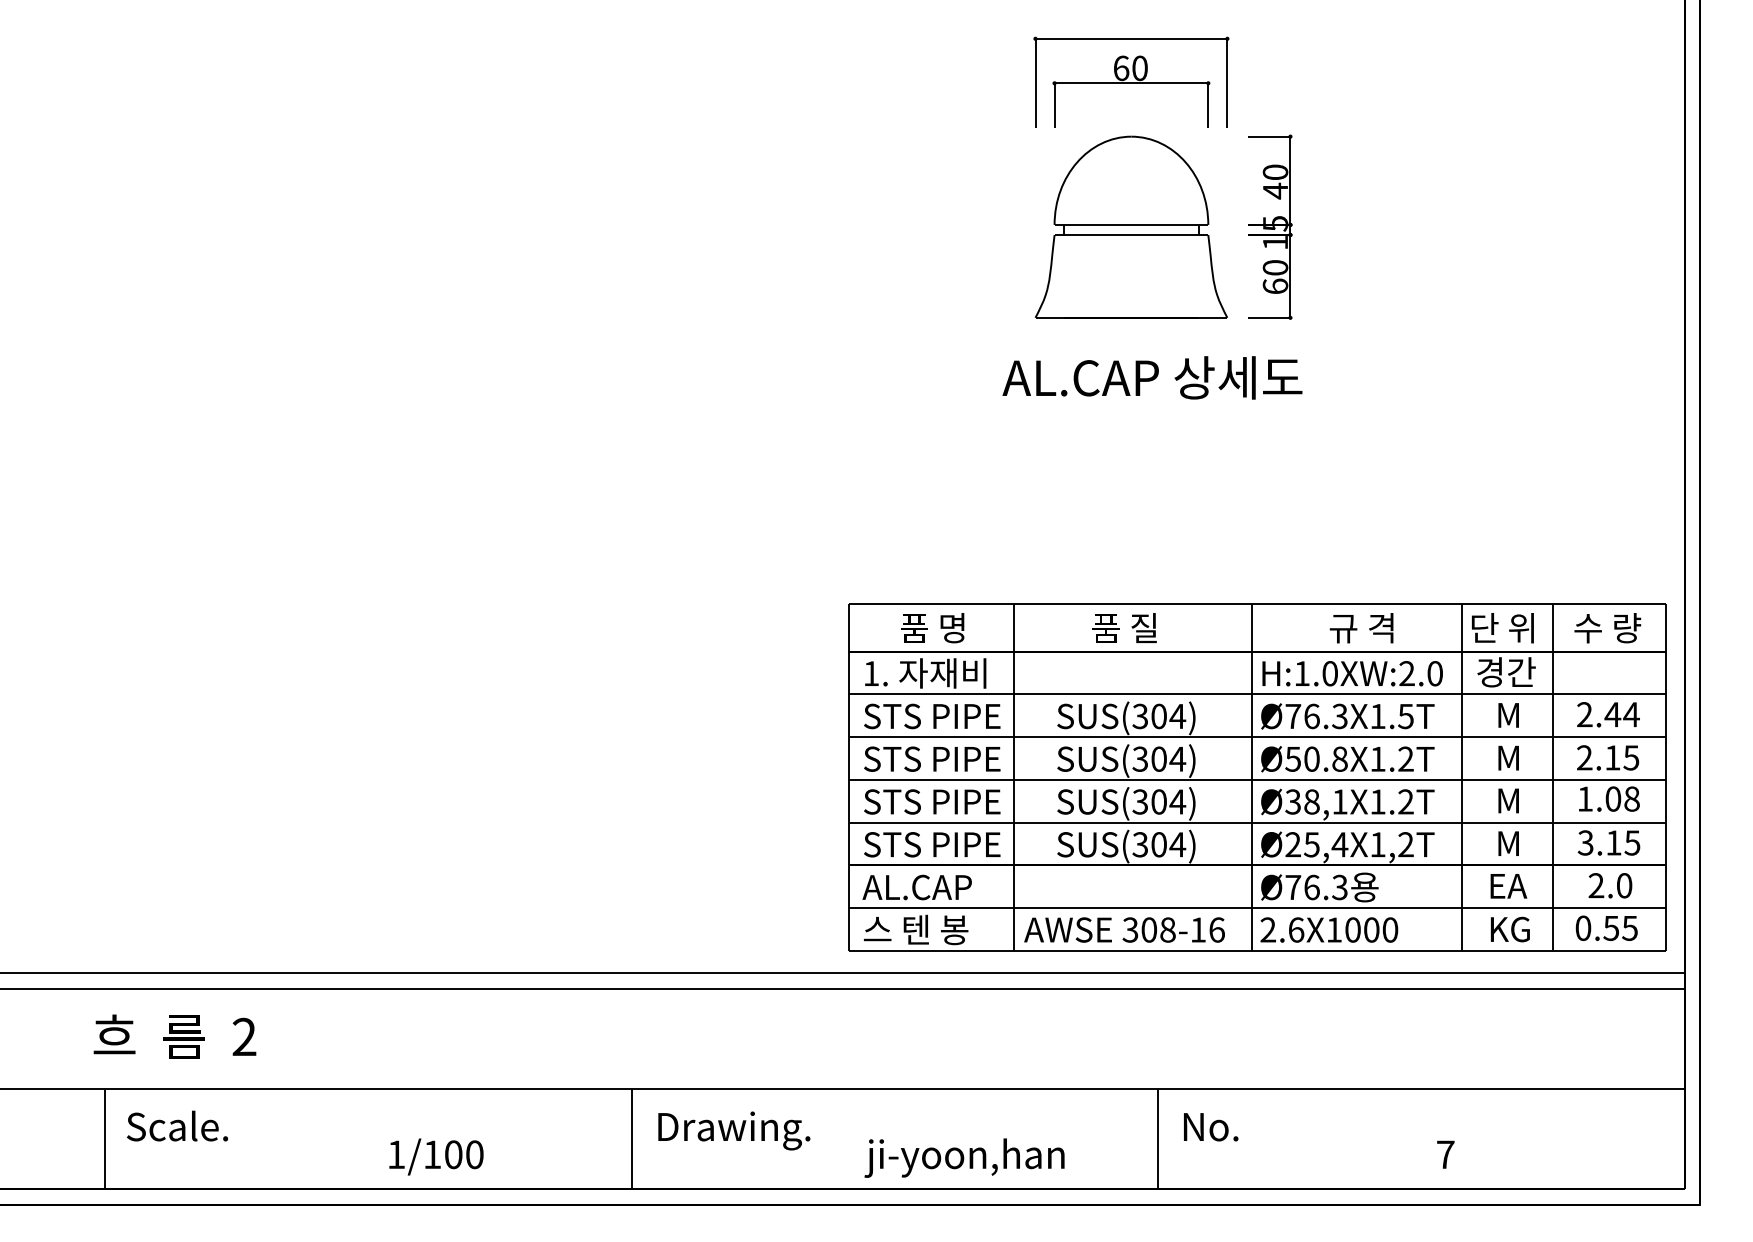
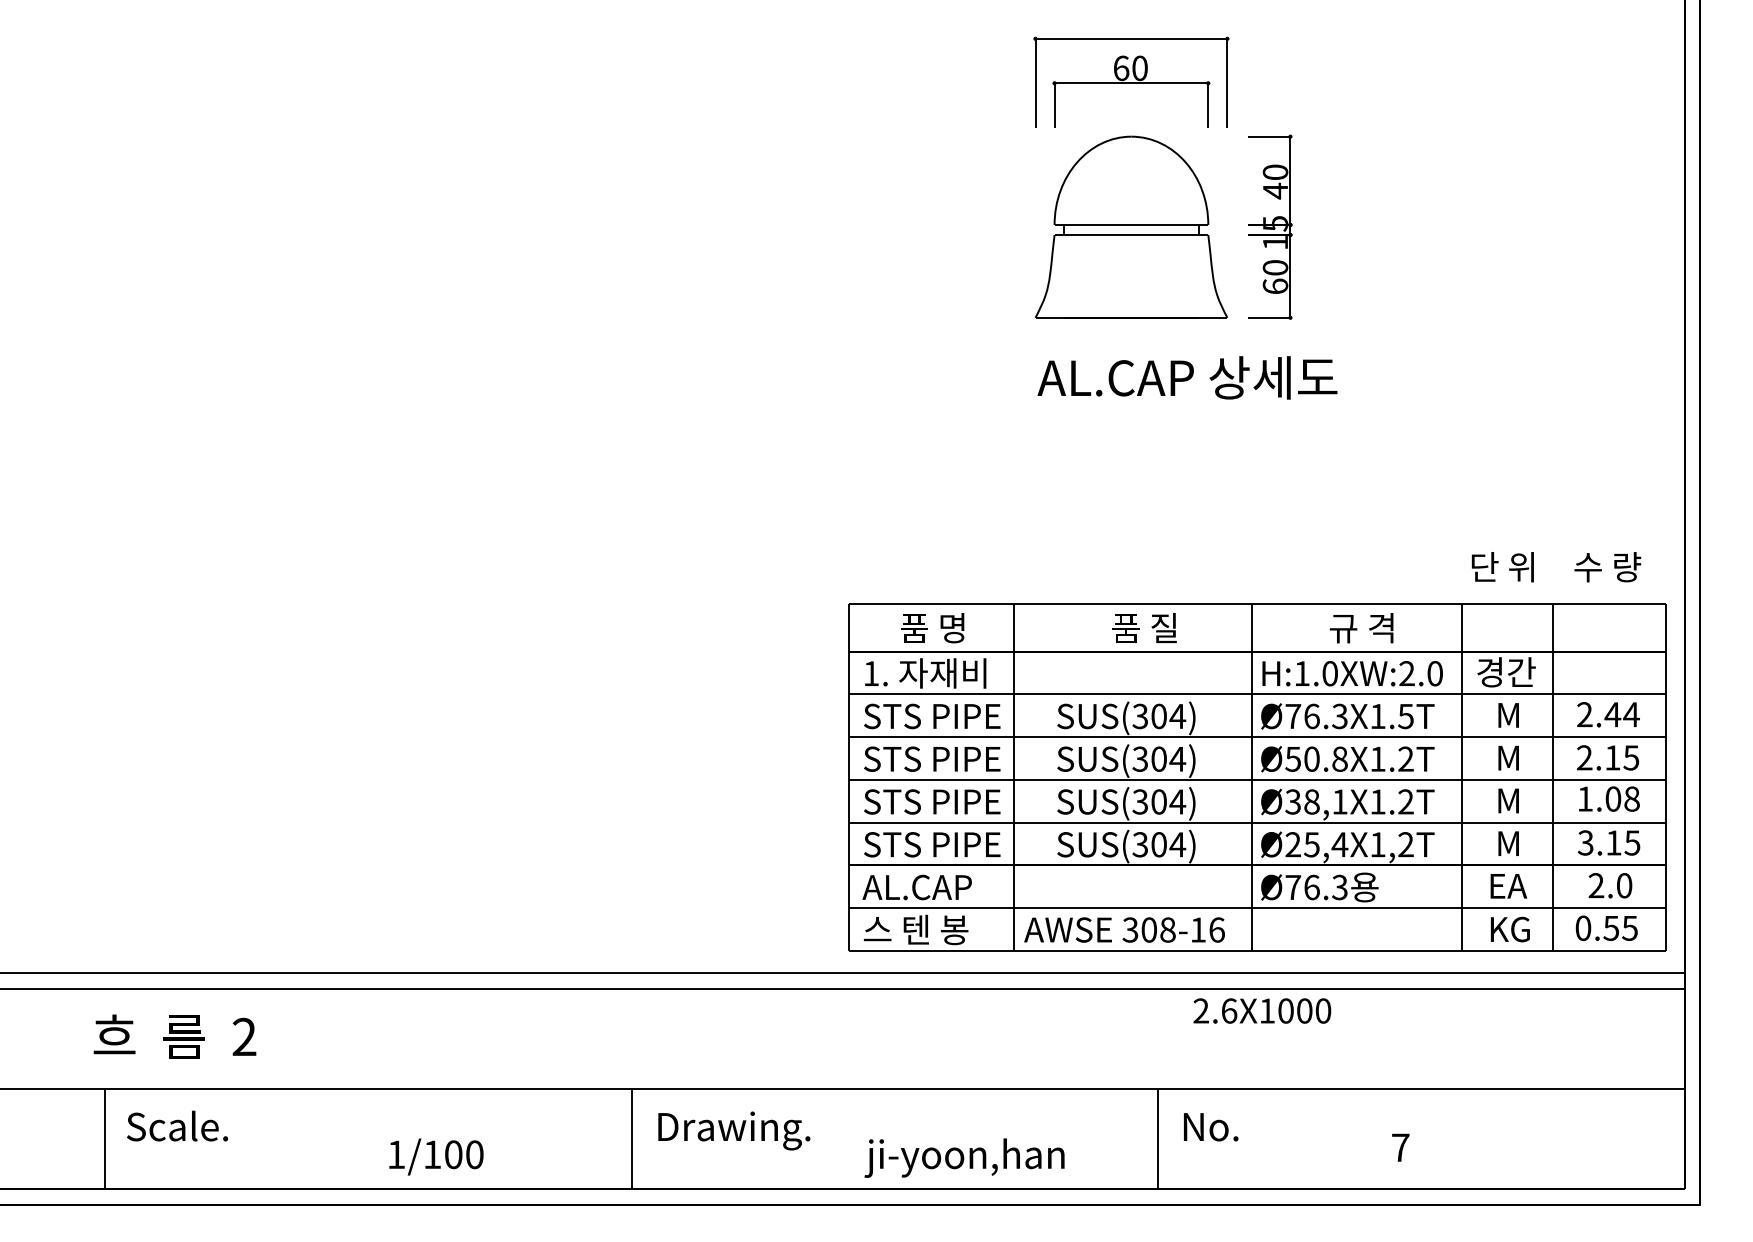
text position: (1152, 377) -> (1187, 377) (1187, 377)
text position: (1124, 627) -> (1144, 627) (1144, 627)
text position: (1502, 628) -> (1502, 567) (1502, 567)
text position: (1607, 628) -> (1607, 567) (1607, 567)
text position: (1329, 929) -> (1262, 1010) (1262, 1010)
text position: (1445, 1154) -> (1400, 1147) (1400, 1147)
